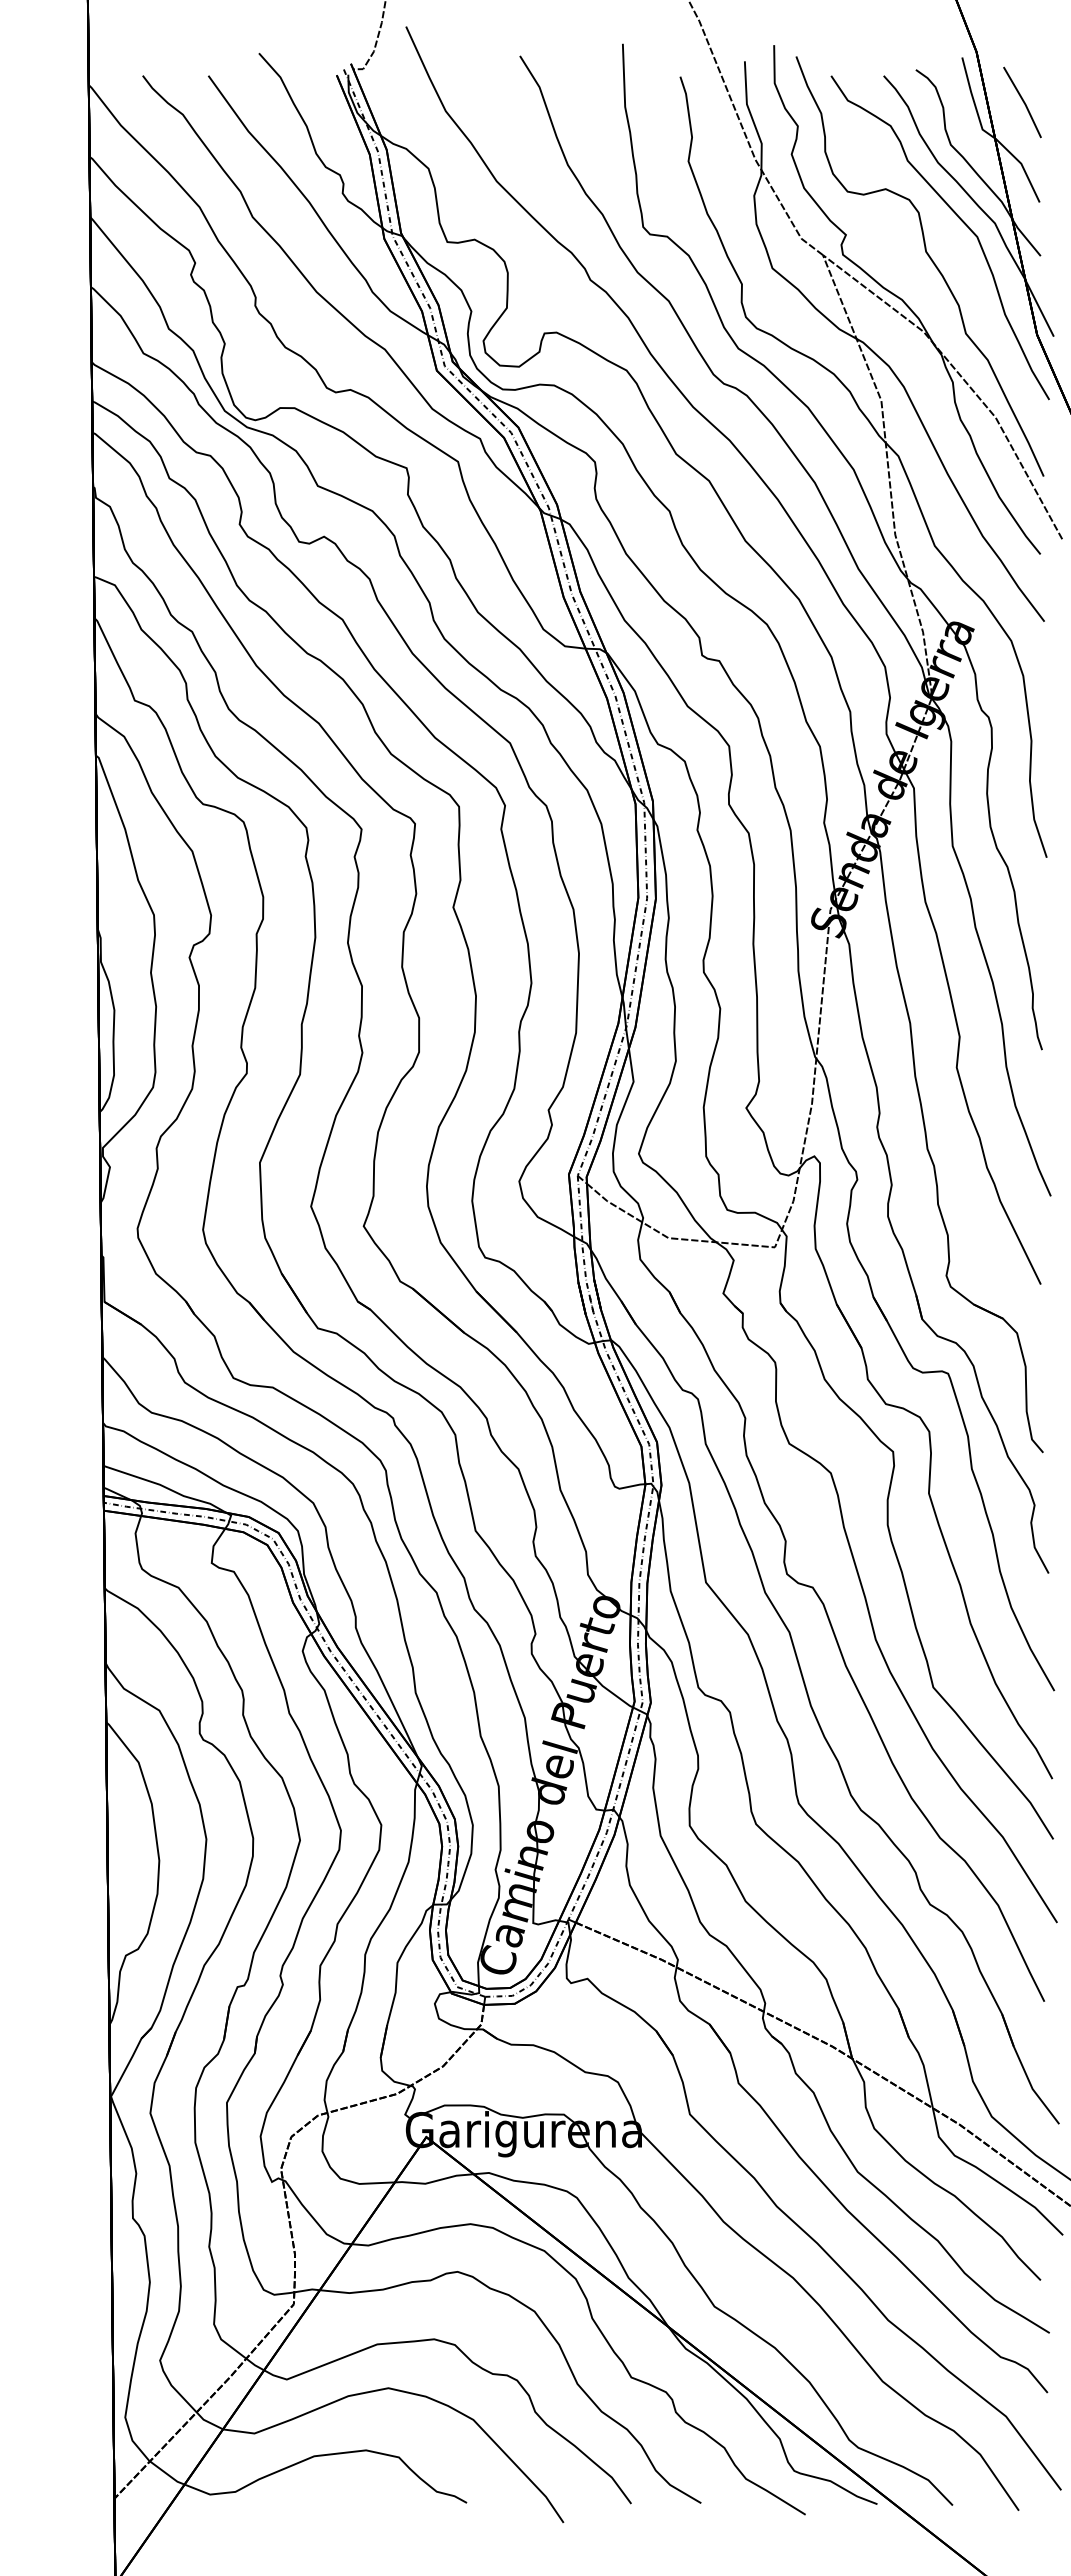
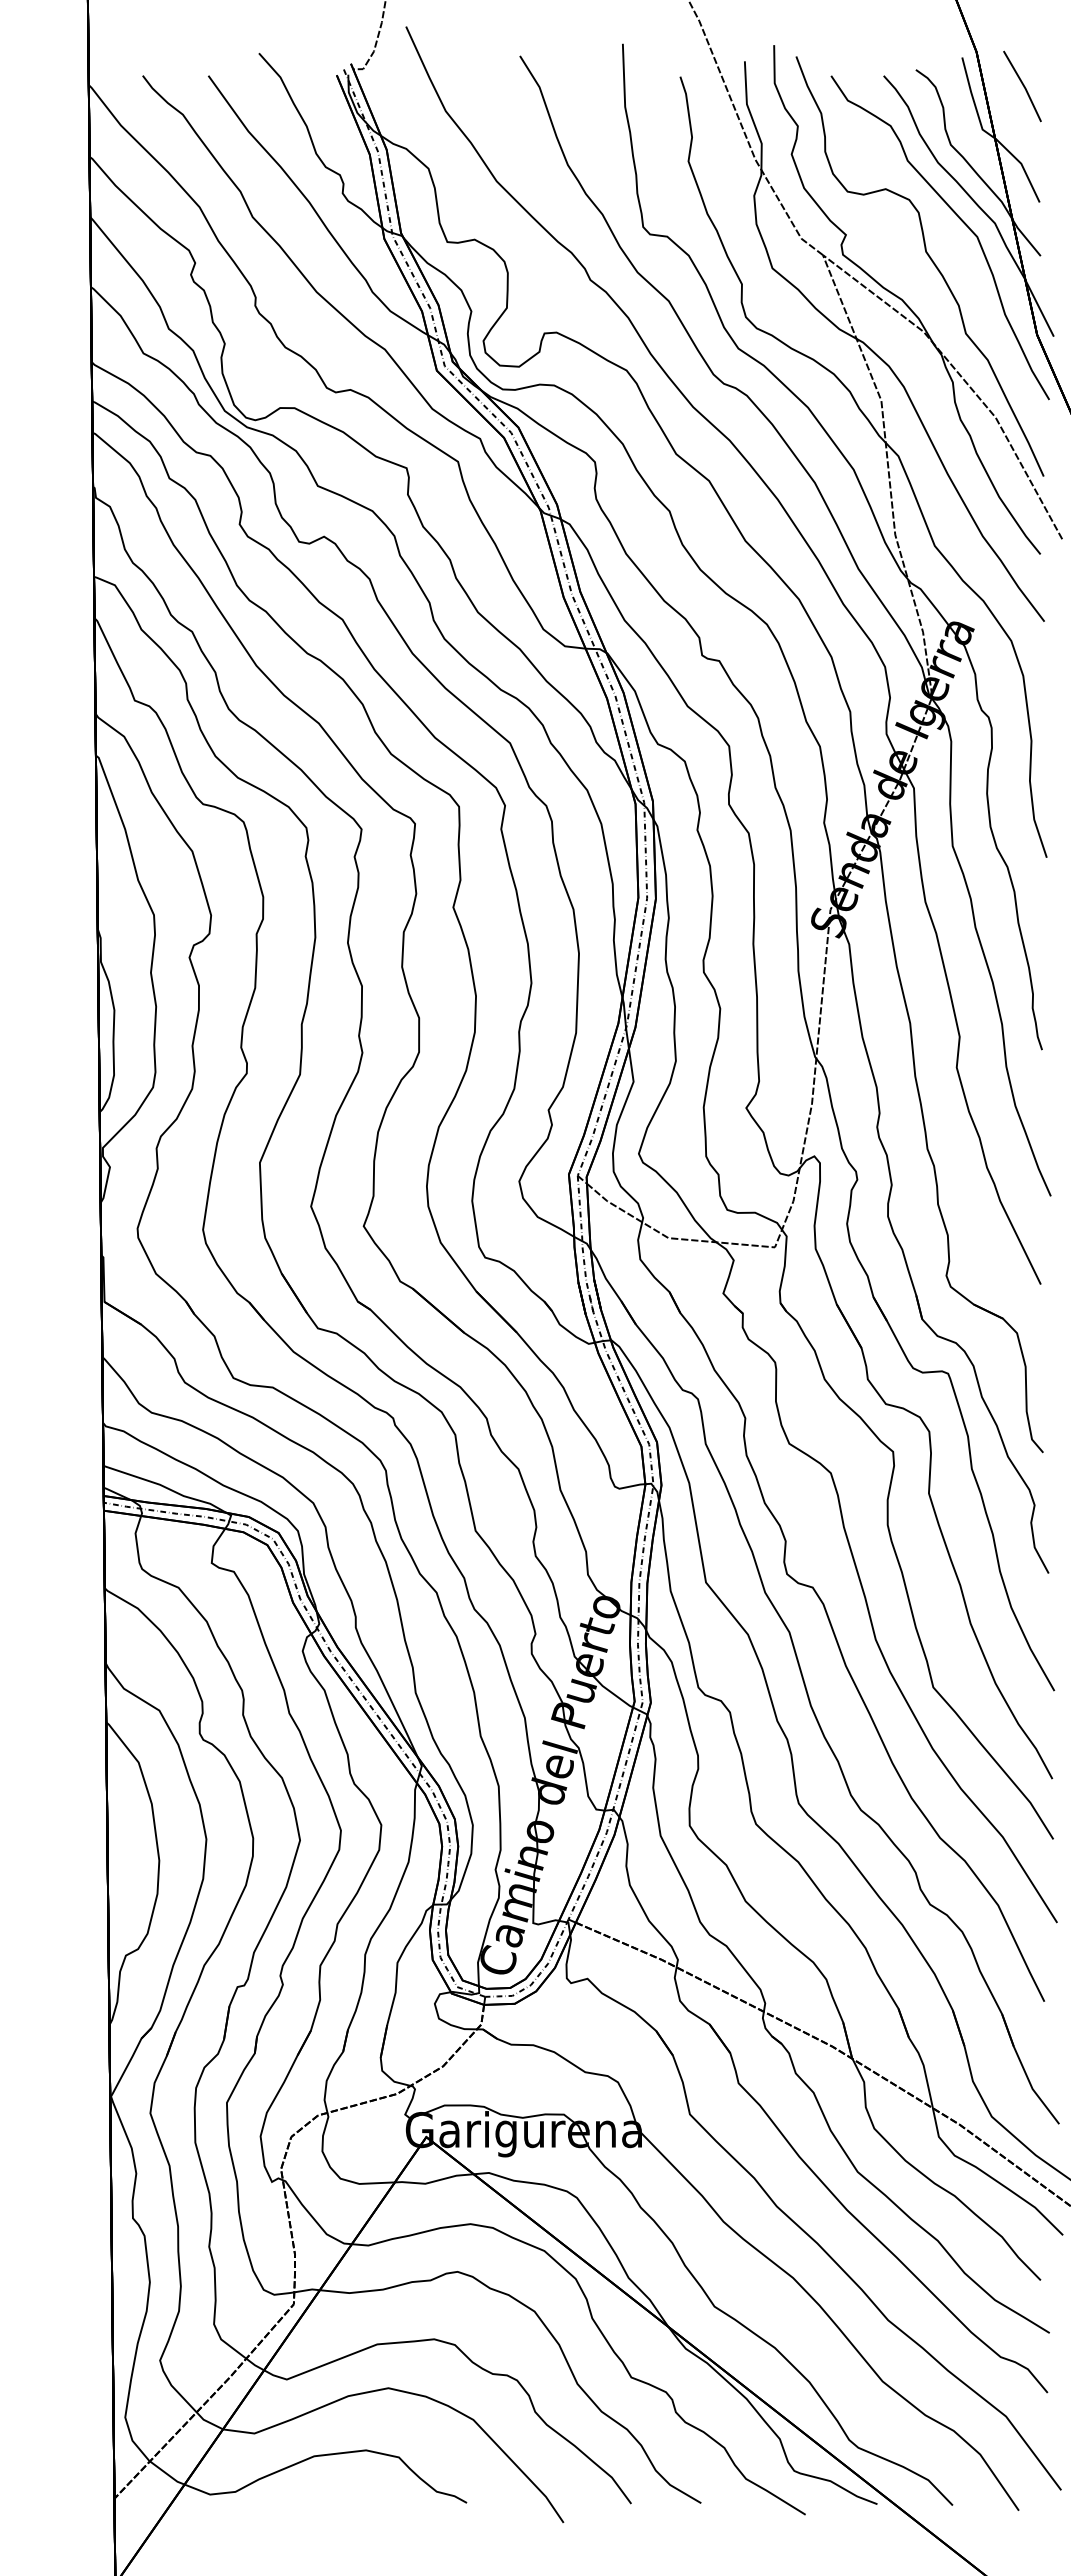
line position: (1022, 101) -> (1022, 85) (1022, 85)
